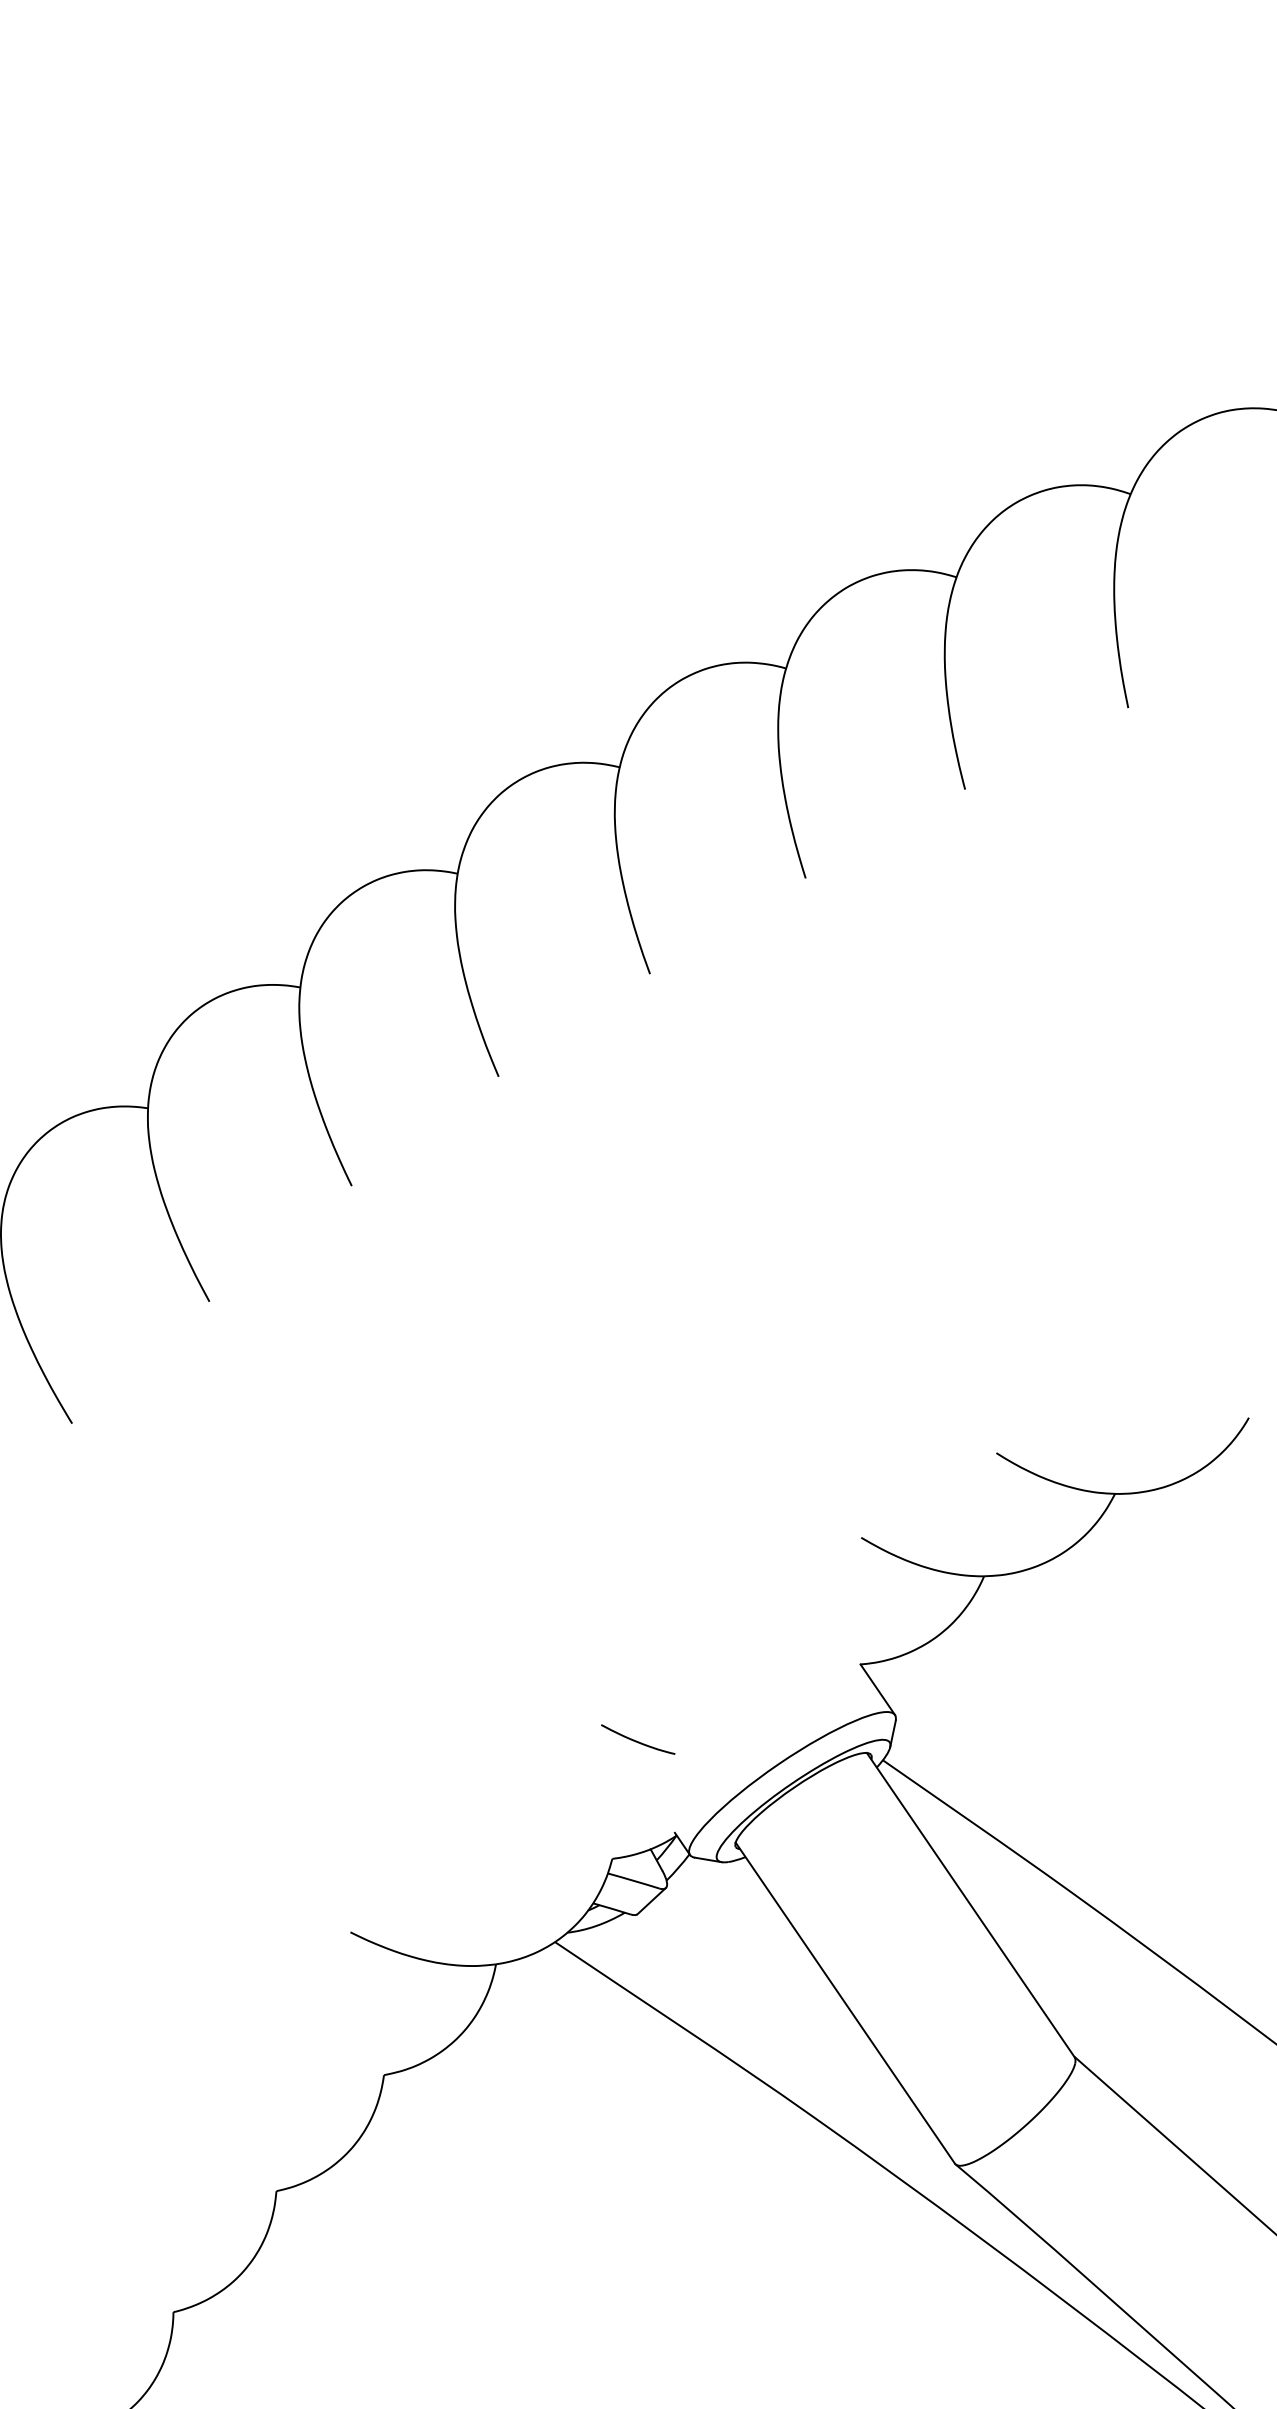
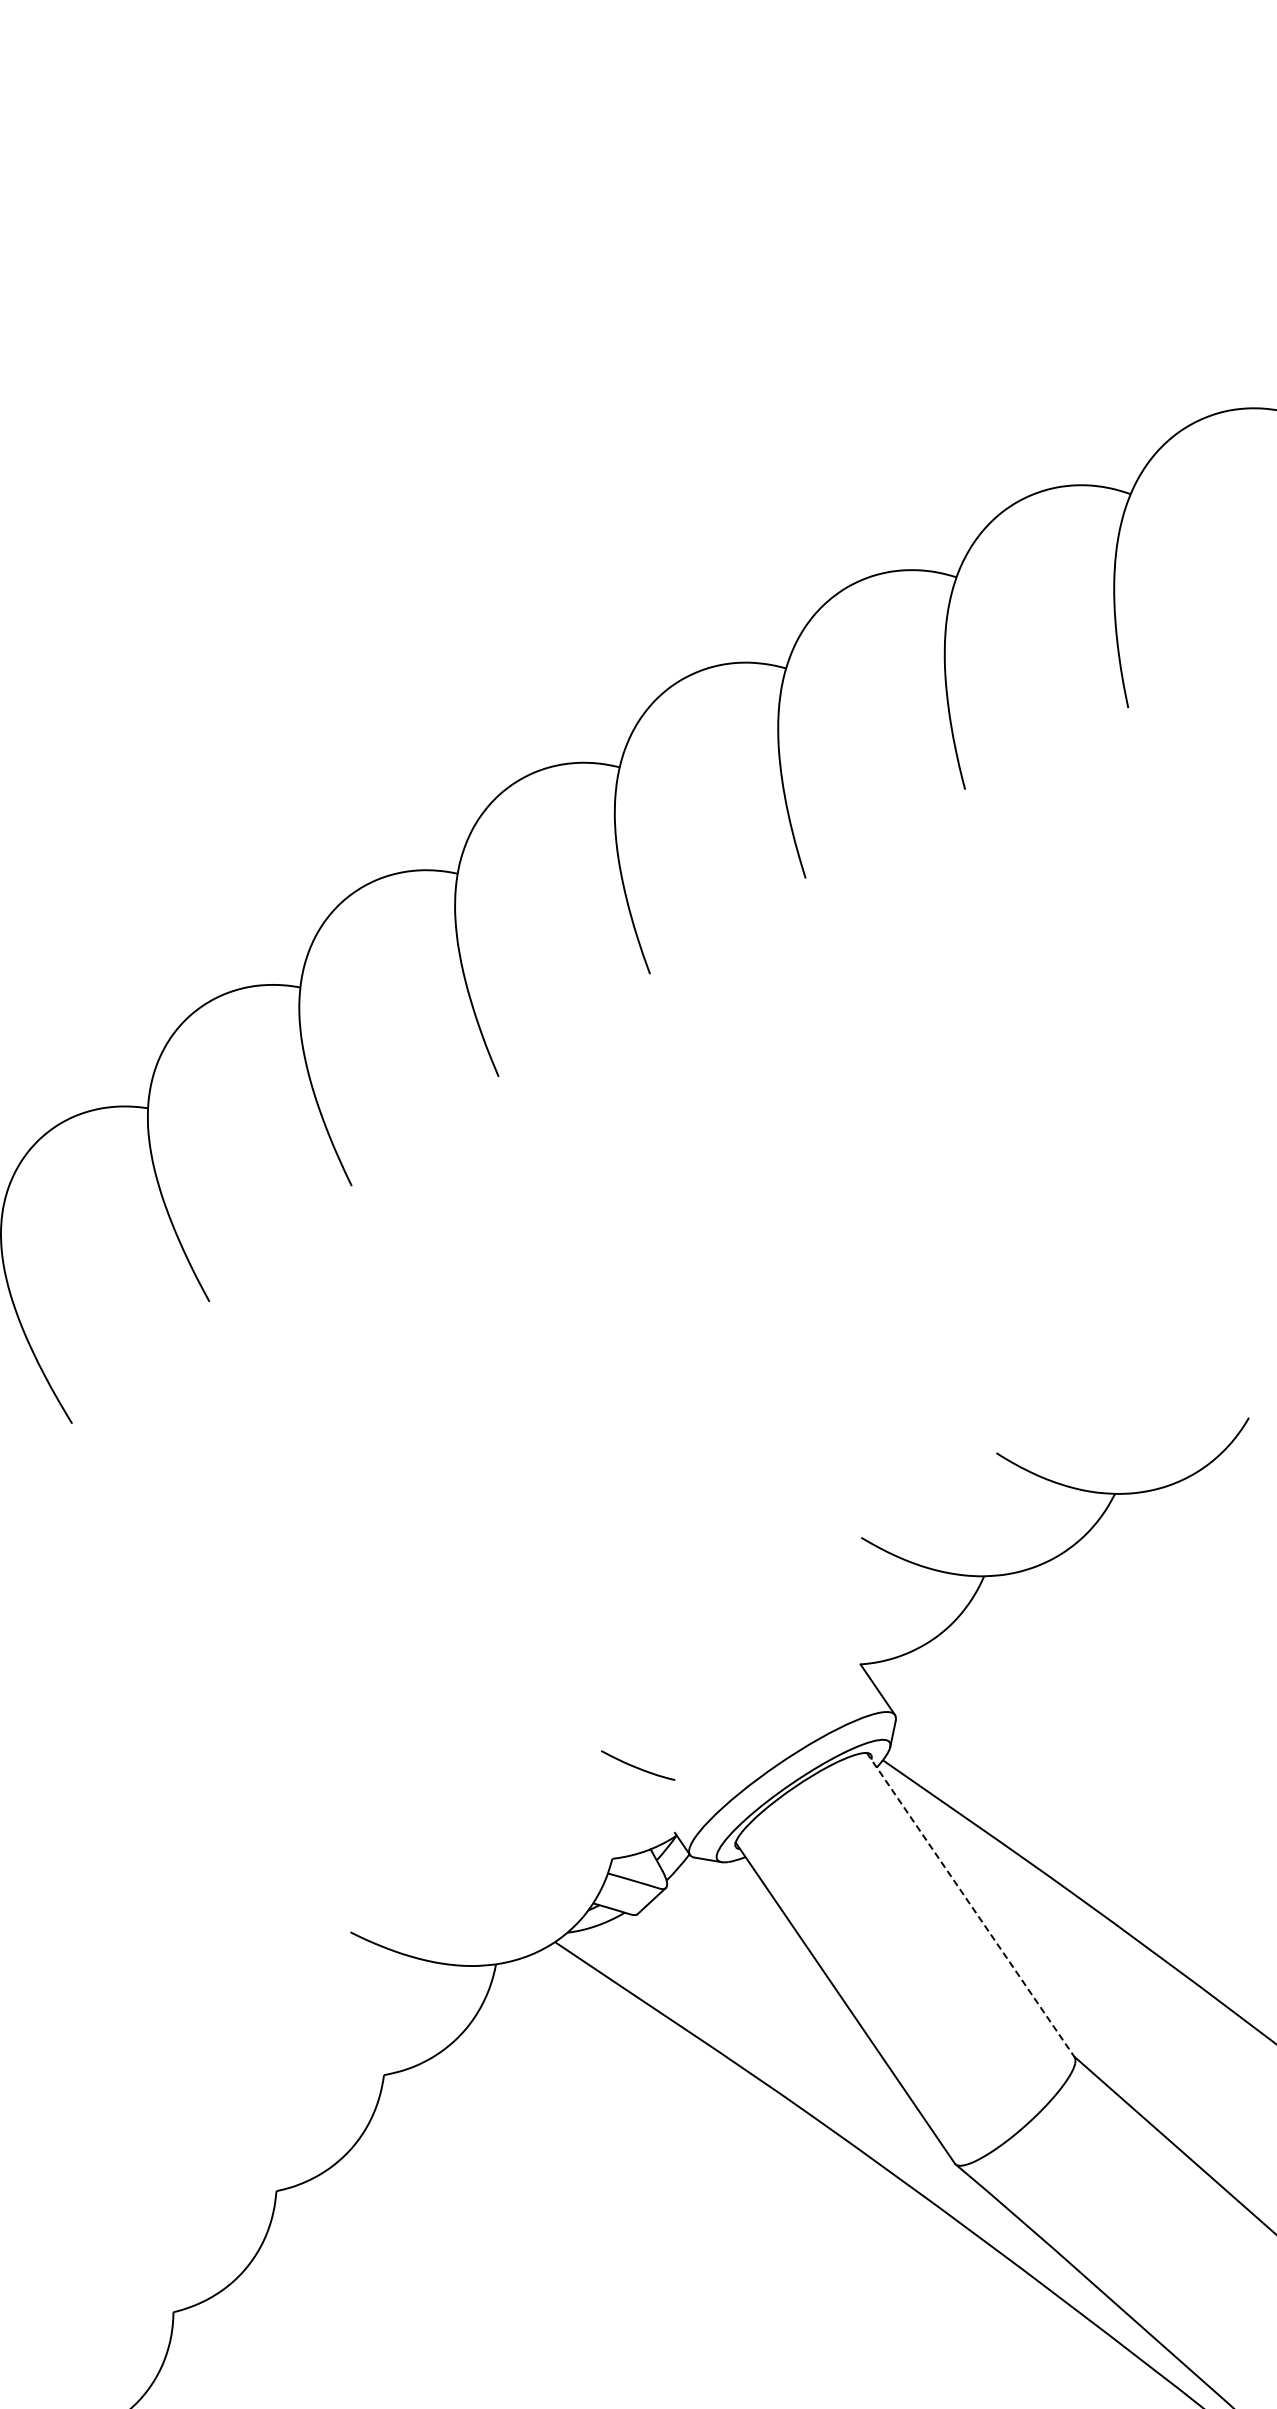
curve position: (638, 1741) -> (638, 1767) (638, 1767)
line: solid -> dashed (970, 1905)
